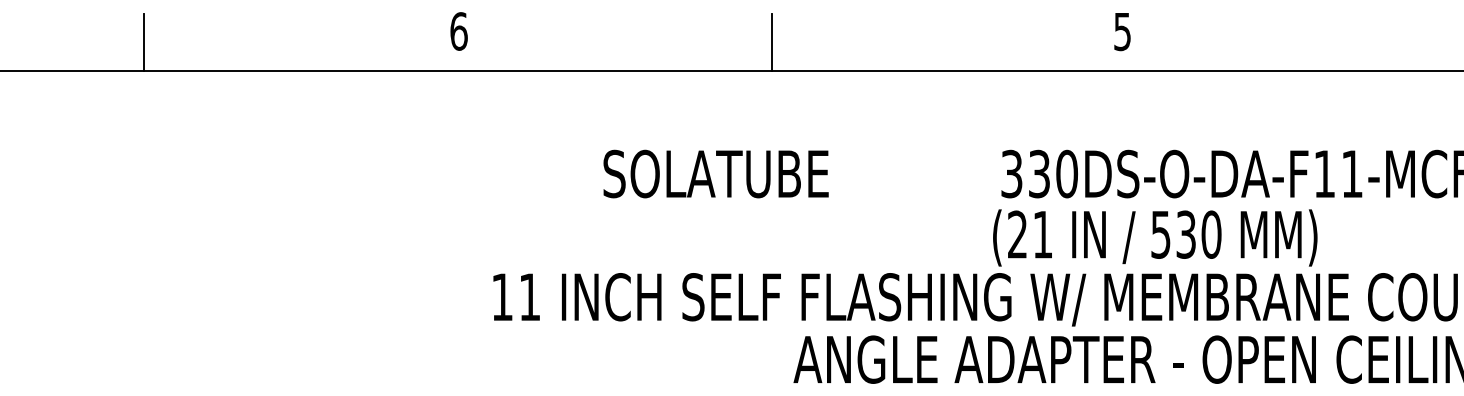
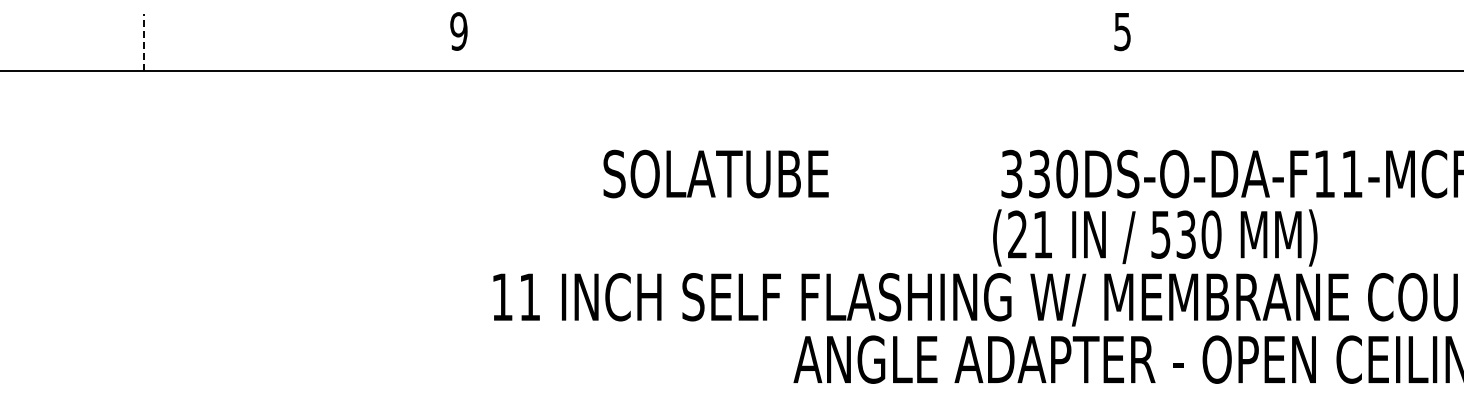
text: 6 -> 9 (458, 31)
line: solid -> dashed (144, 41)
line: present -> none (771, 42)
